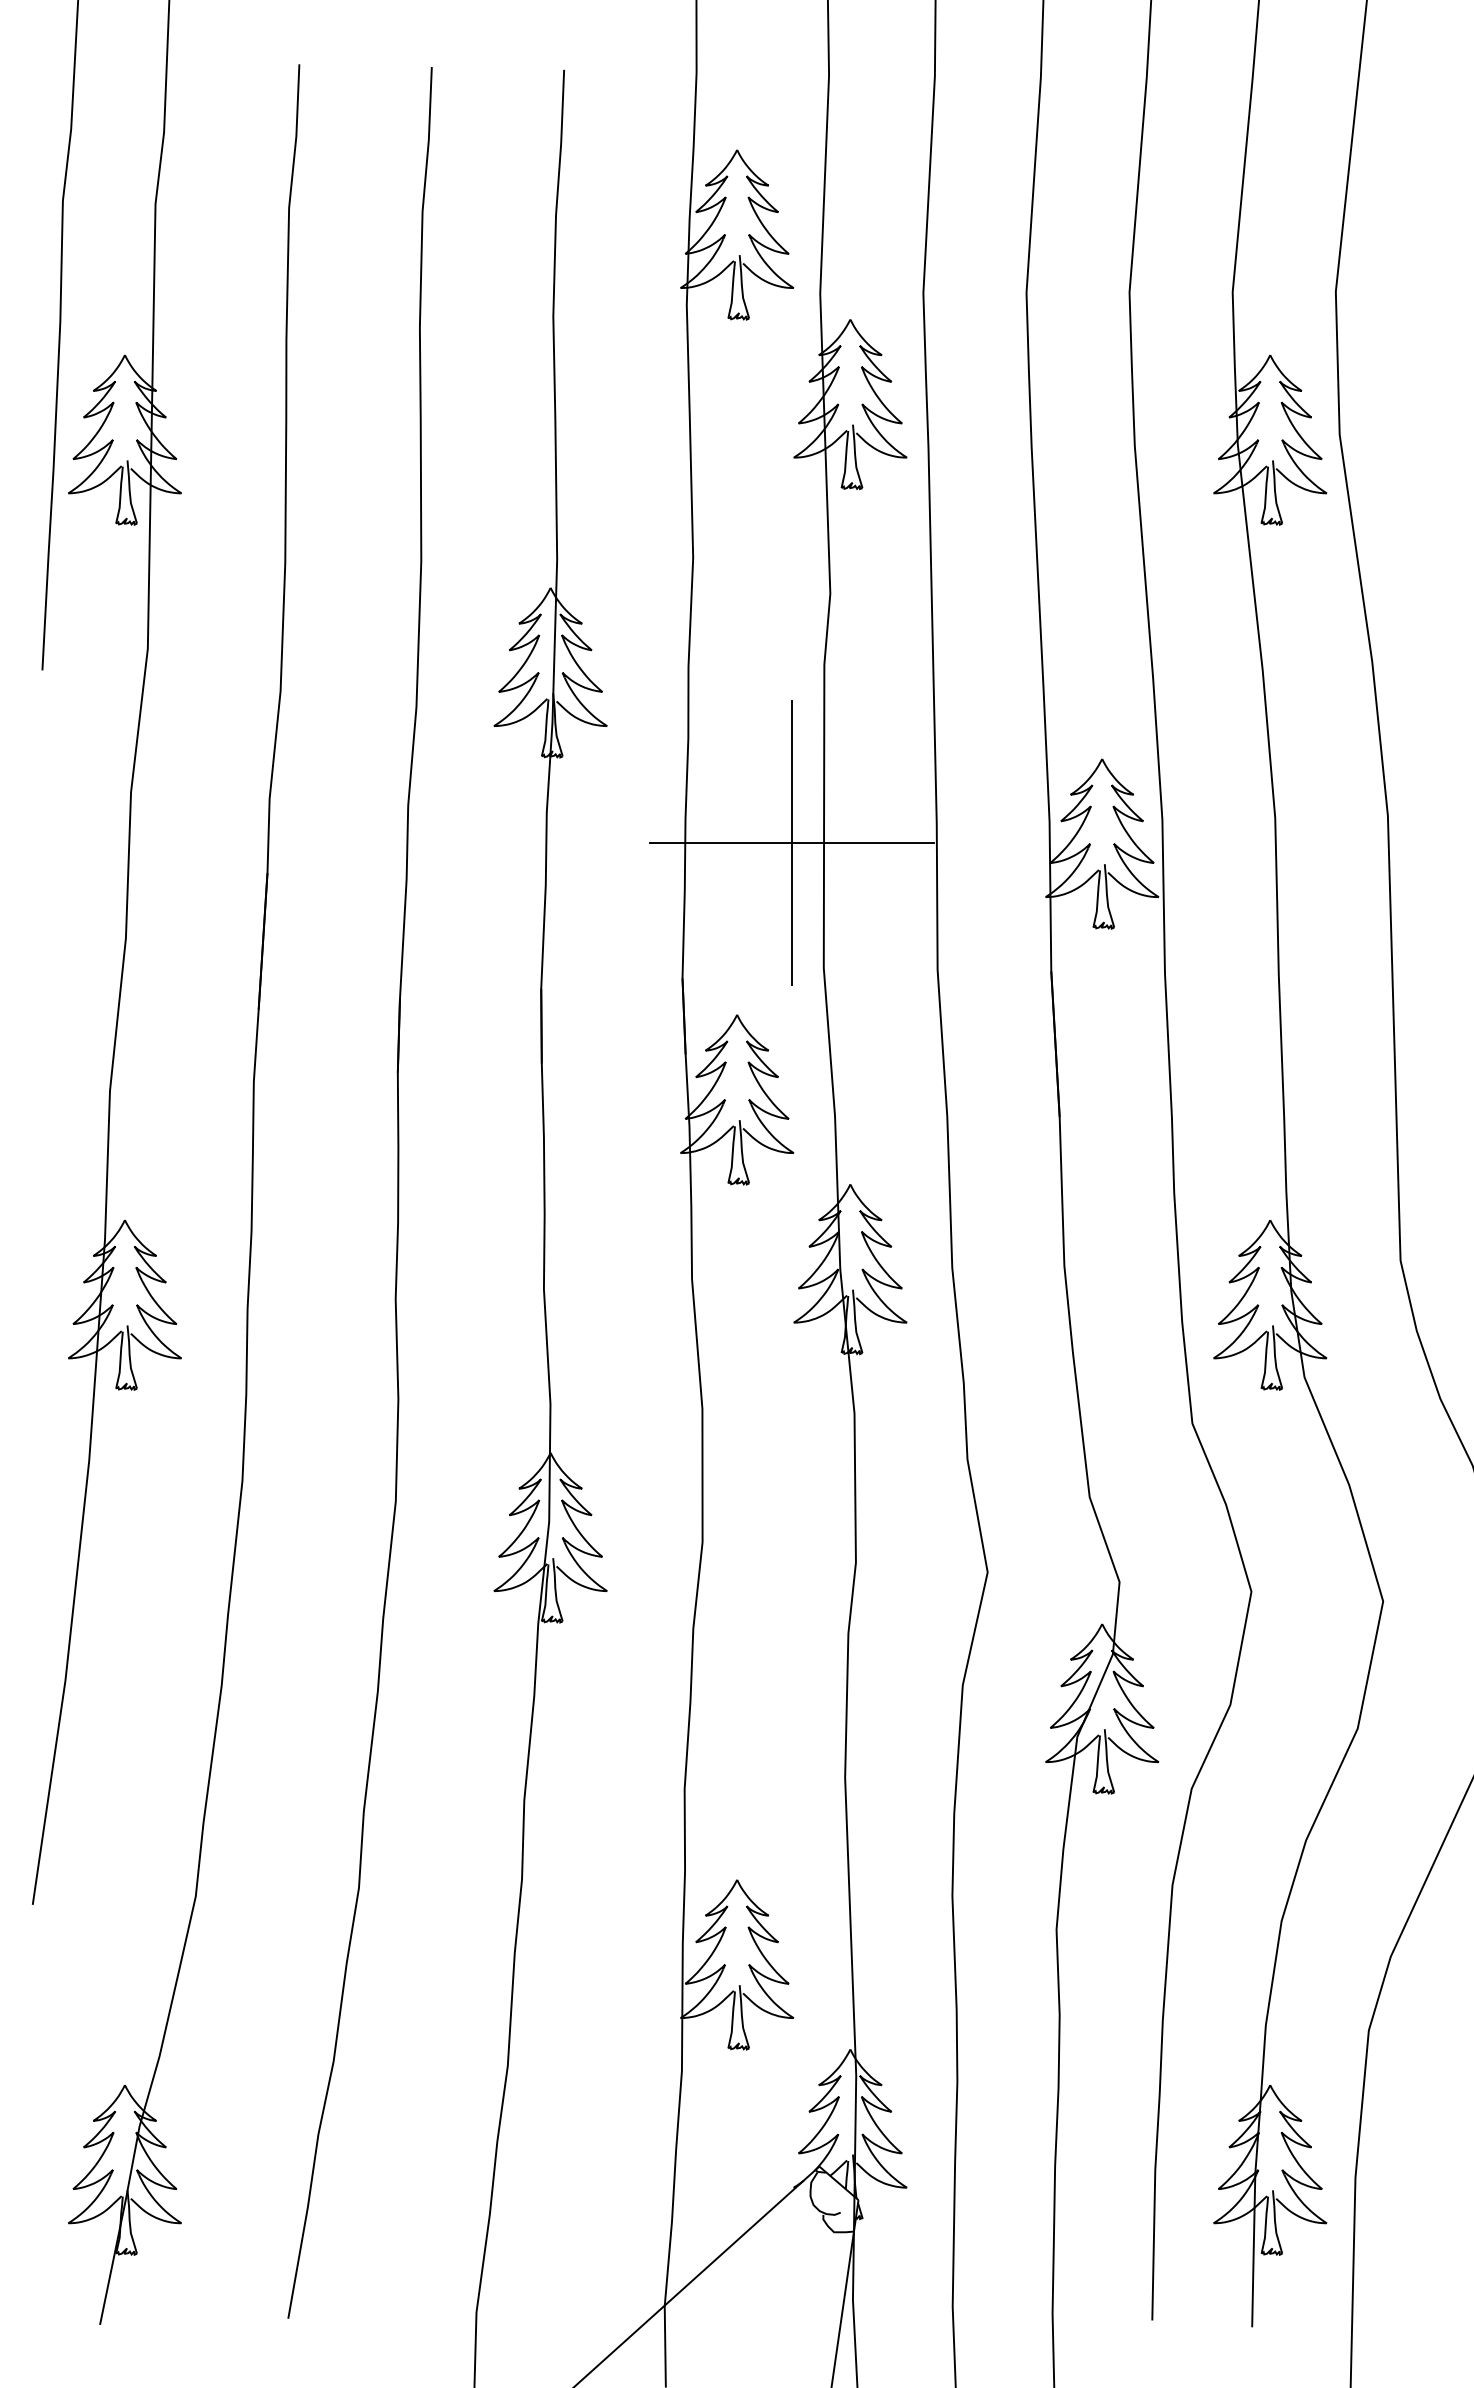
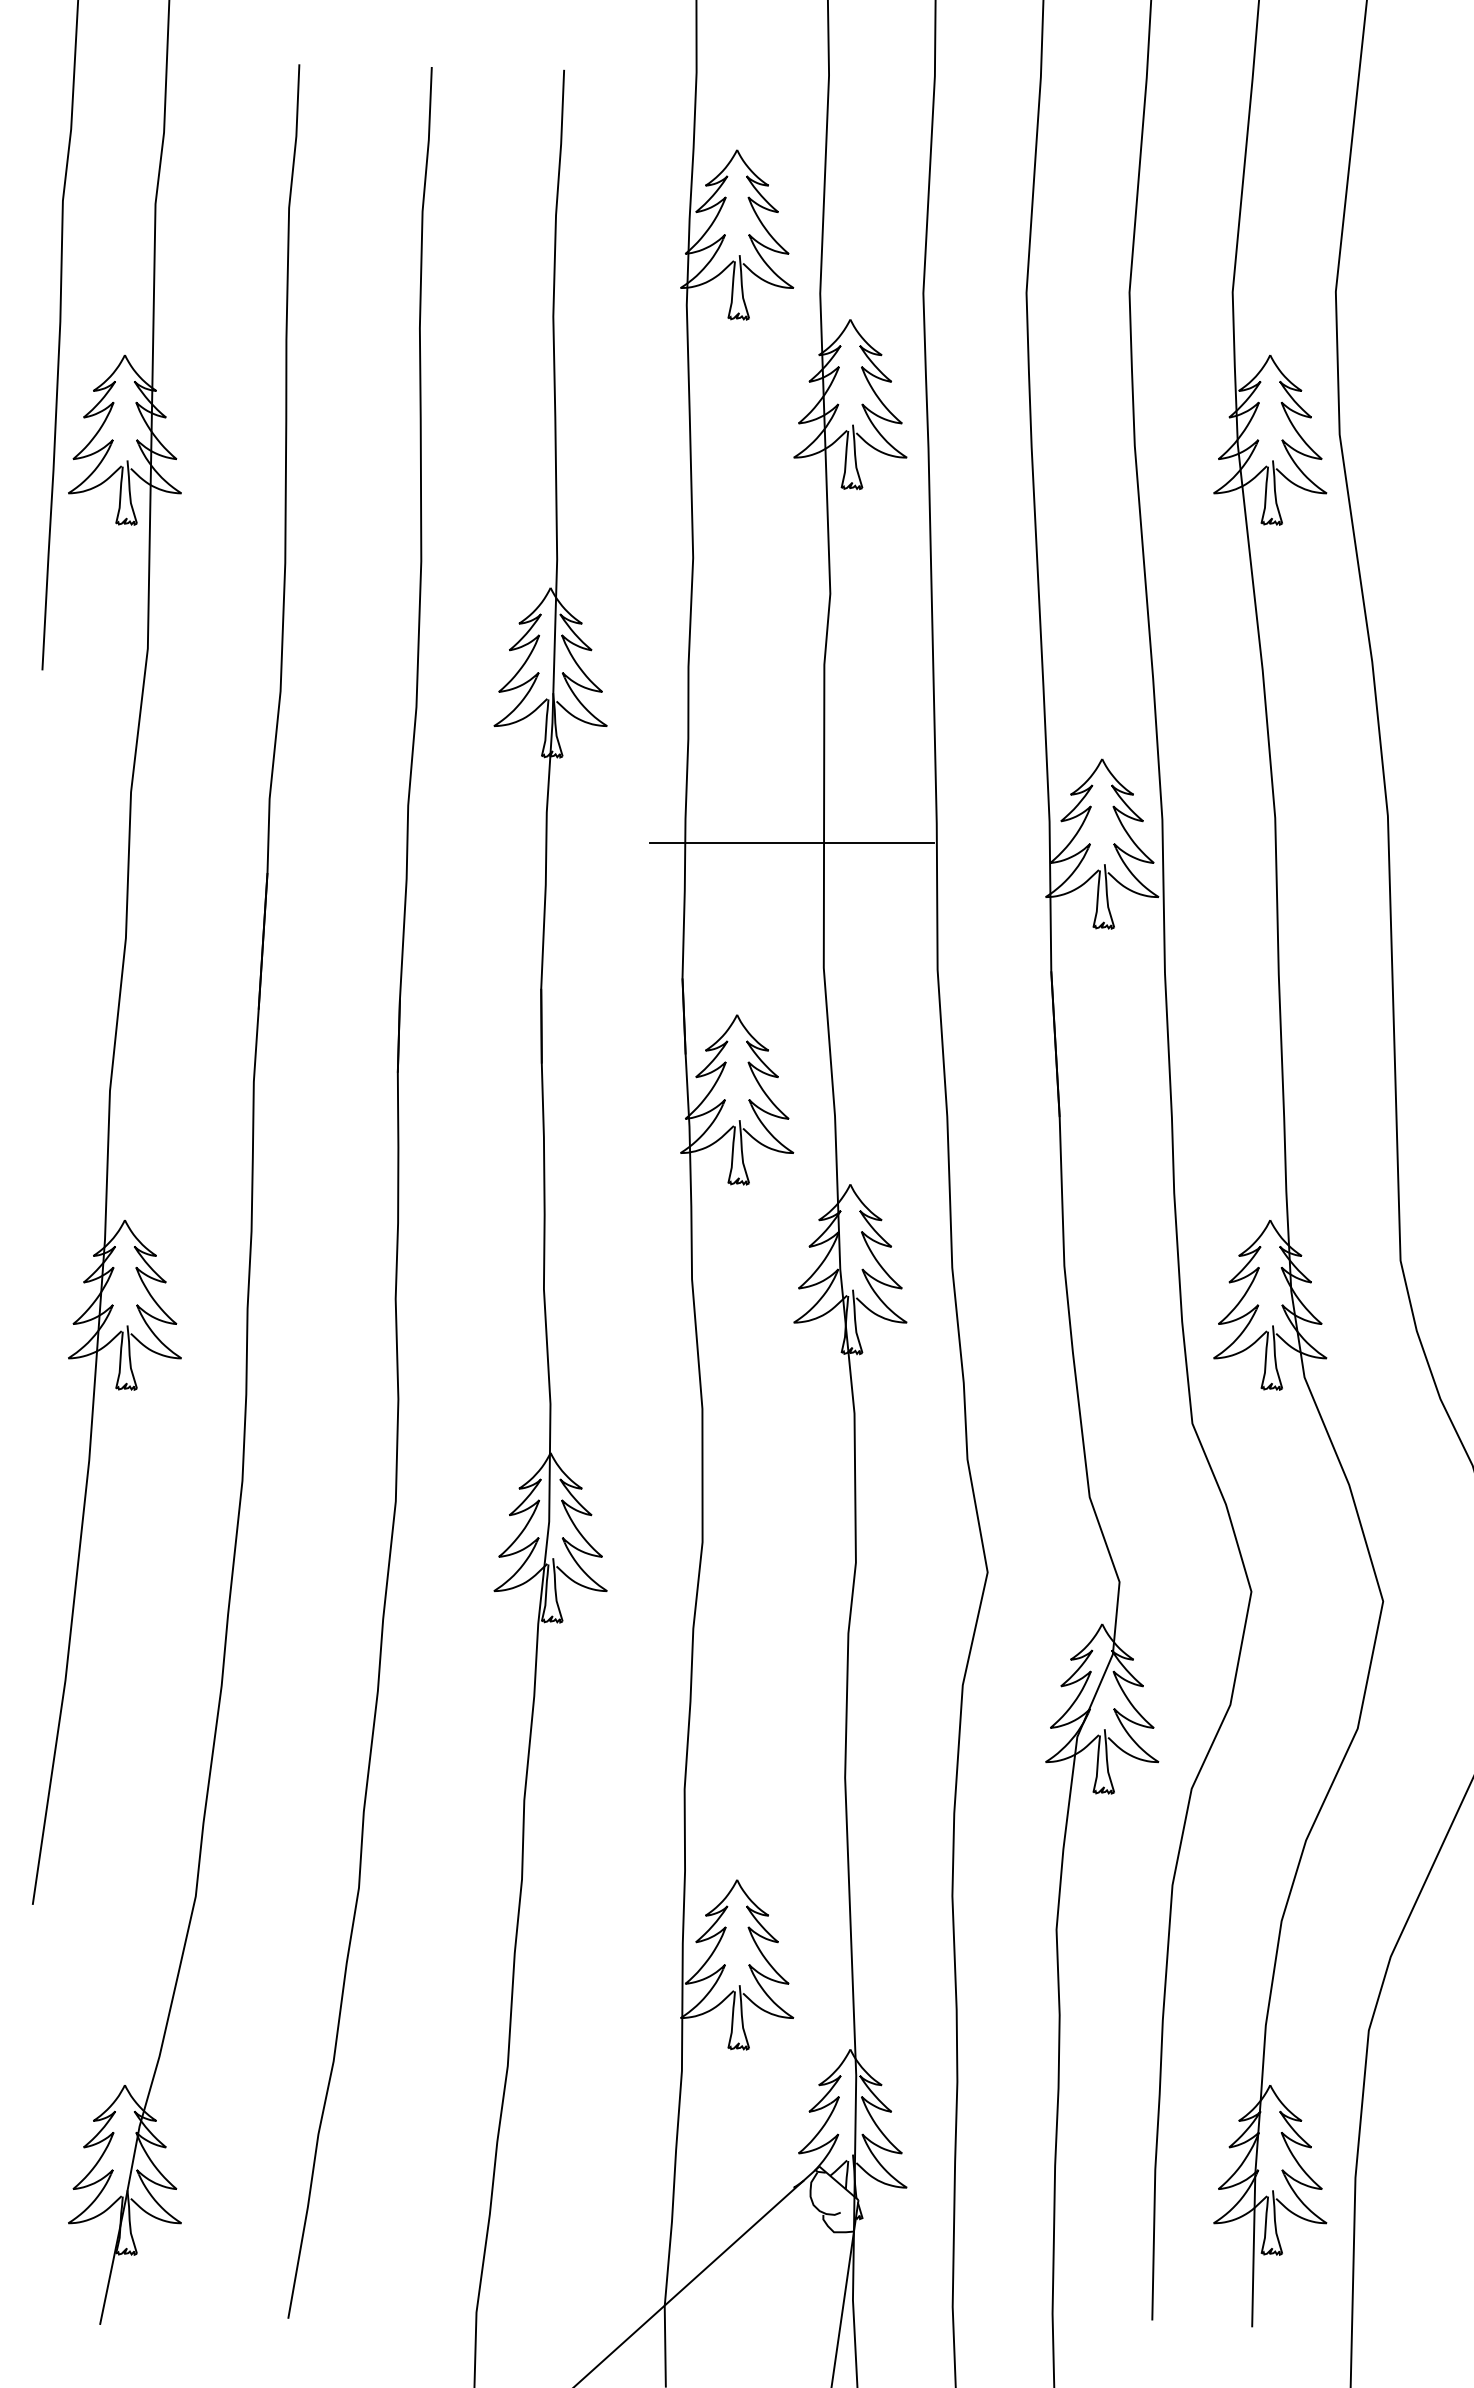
line: present -> none (792, 842)
